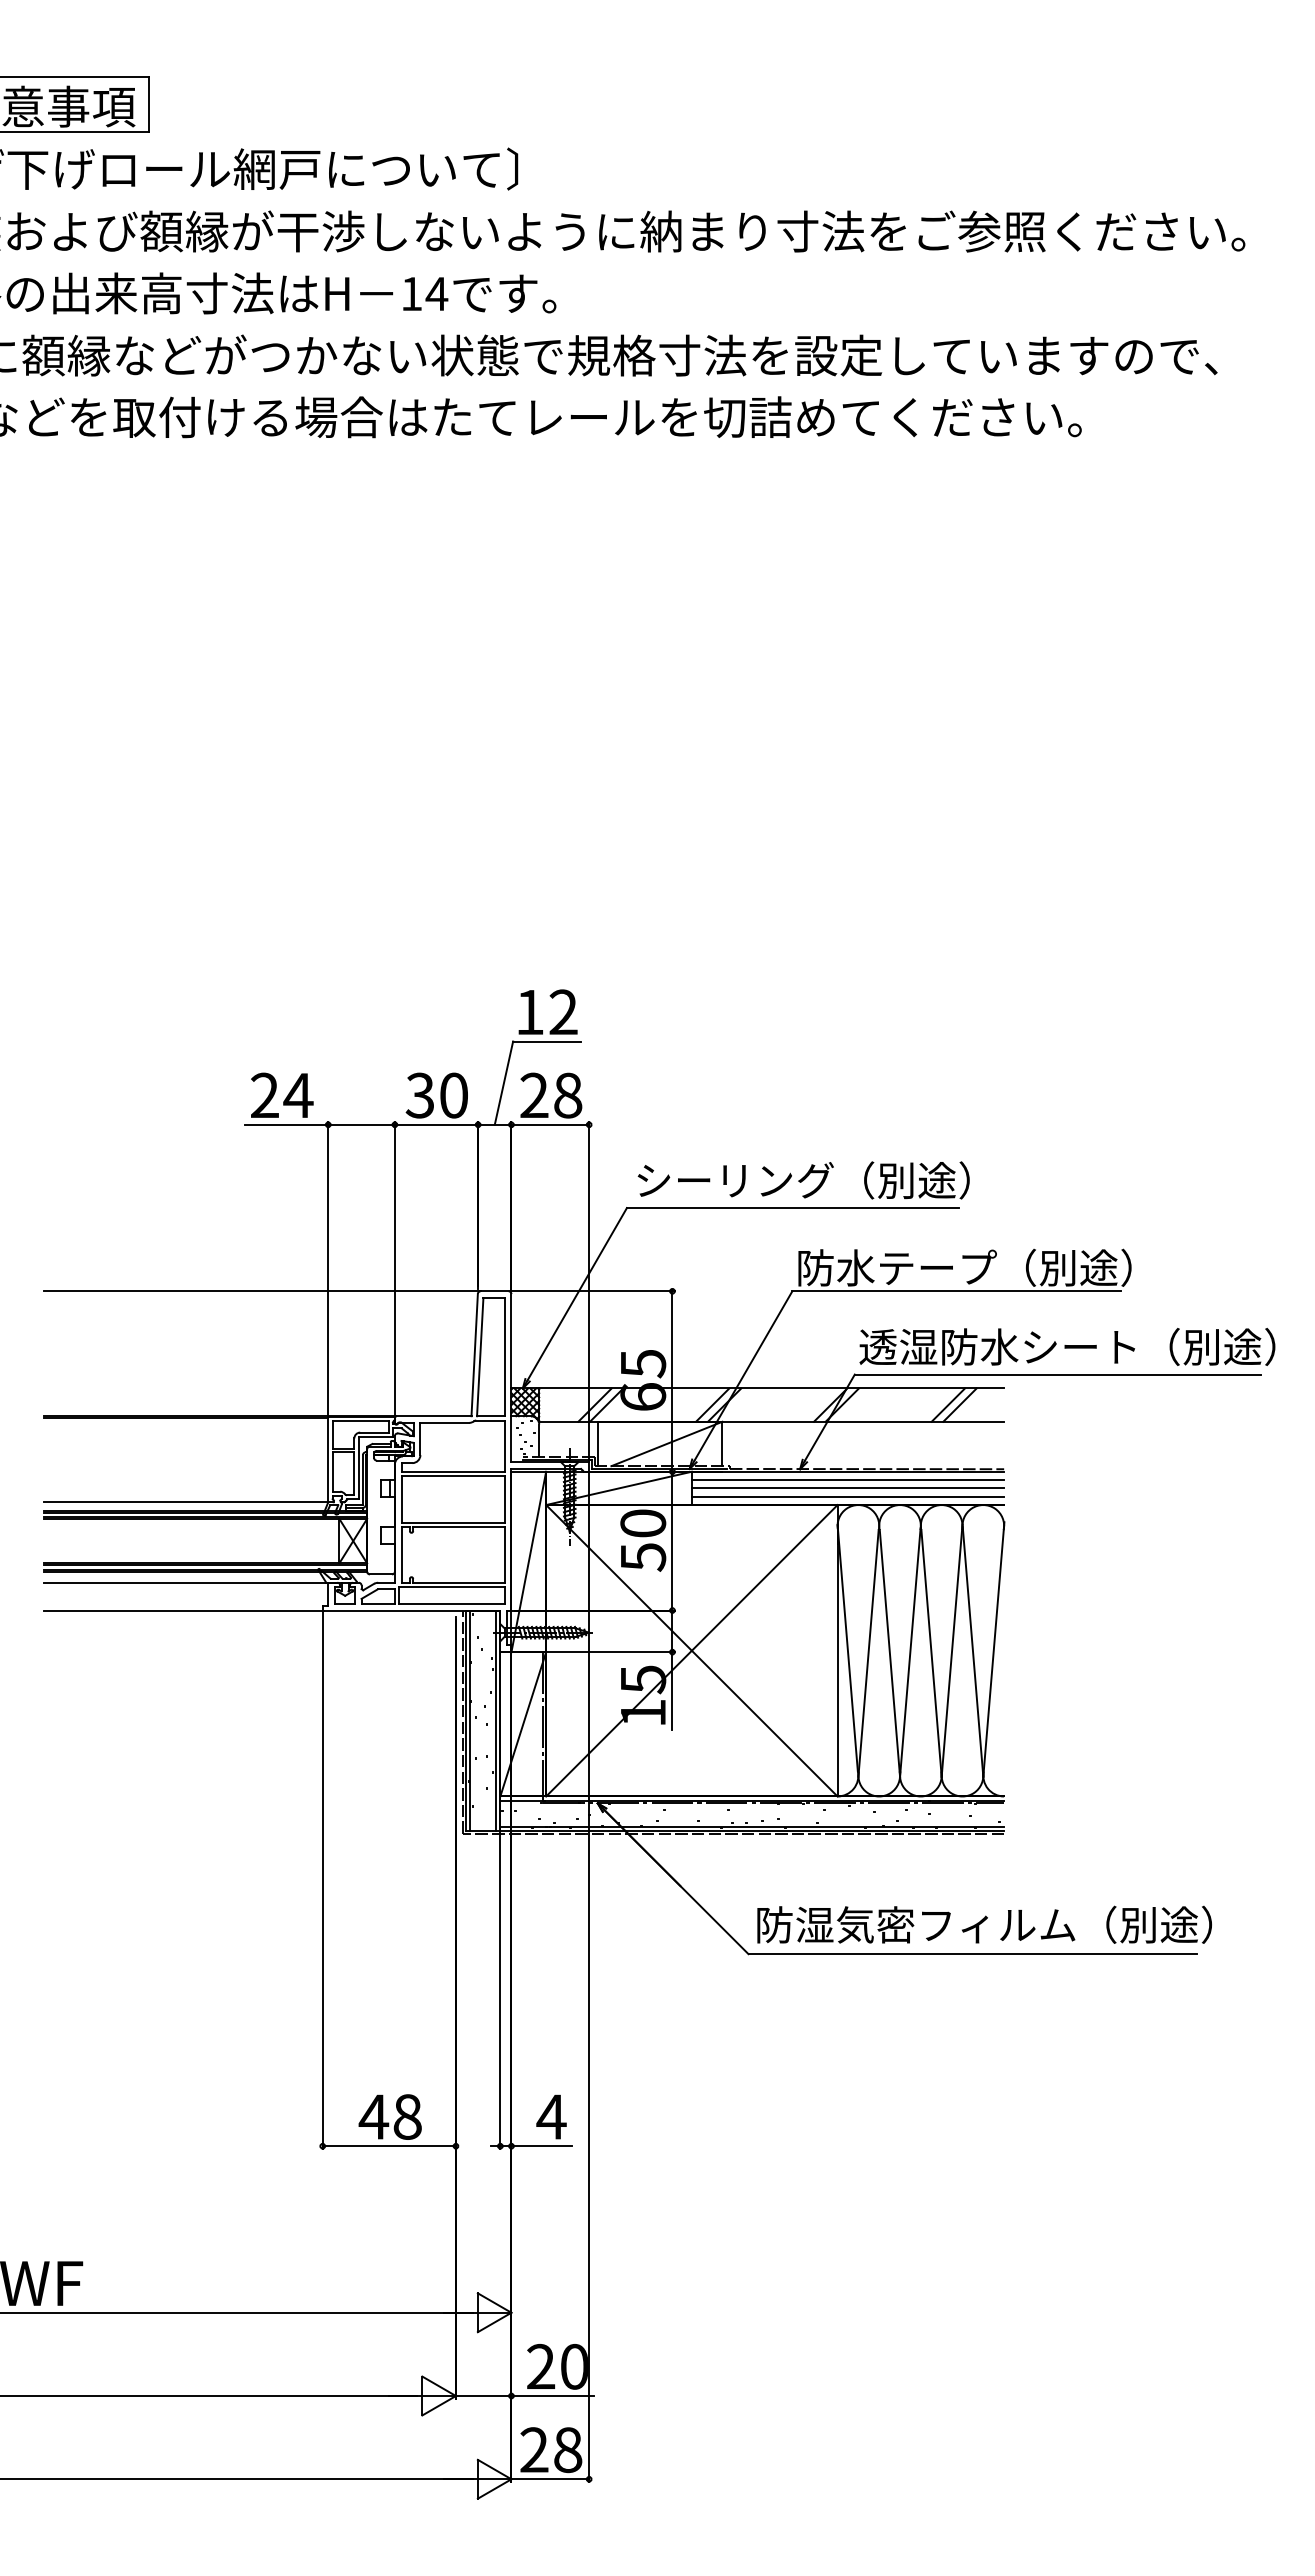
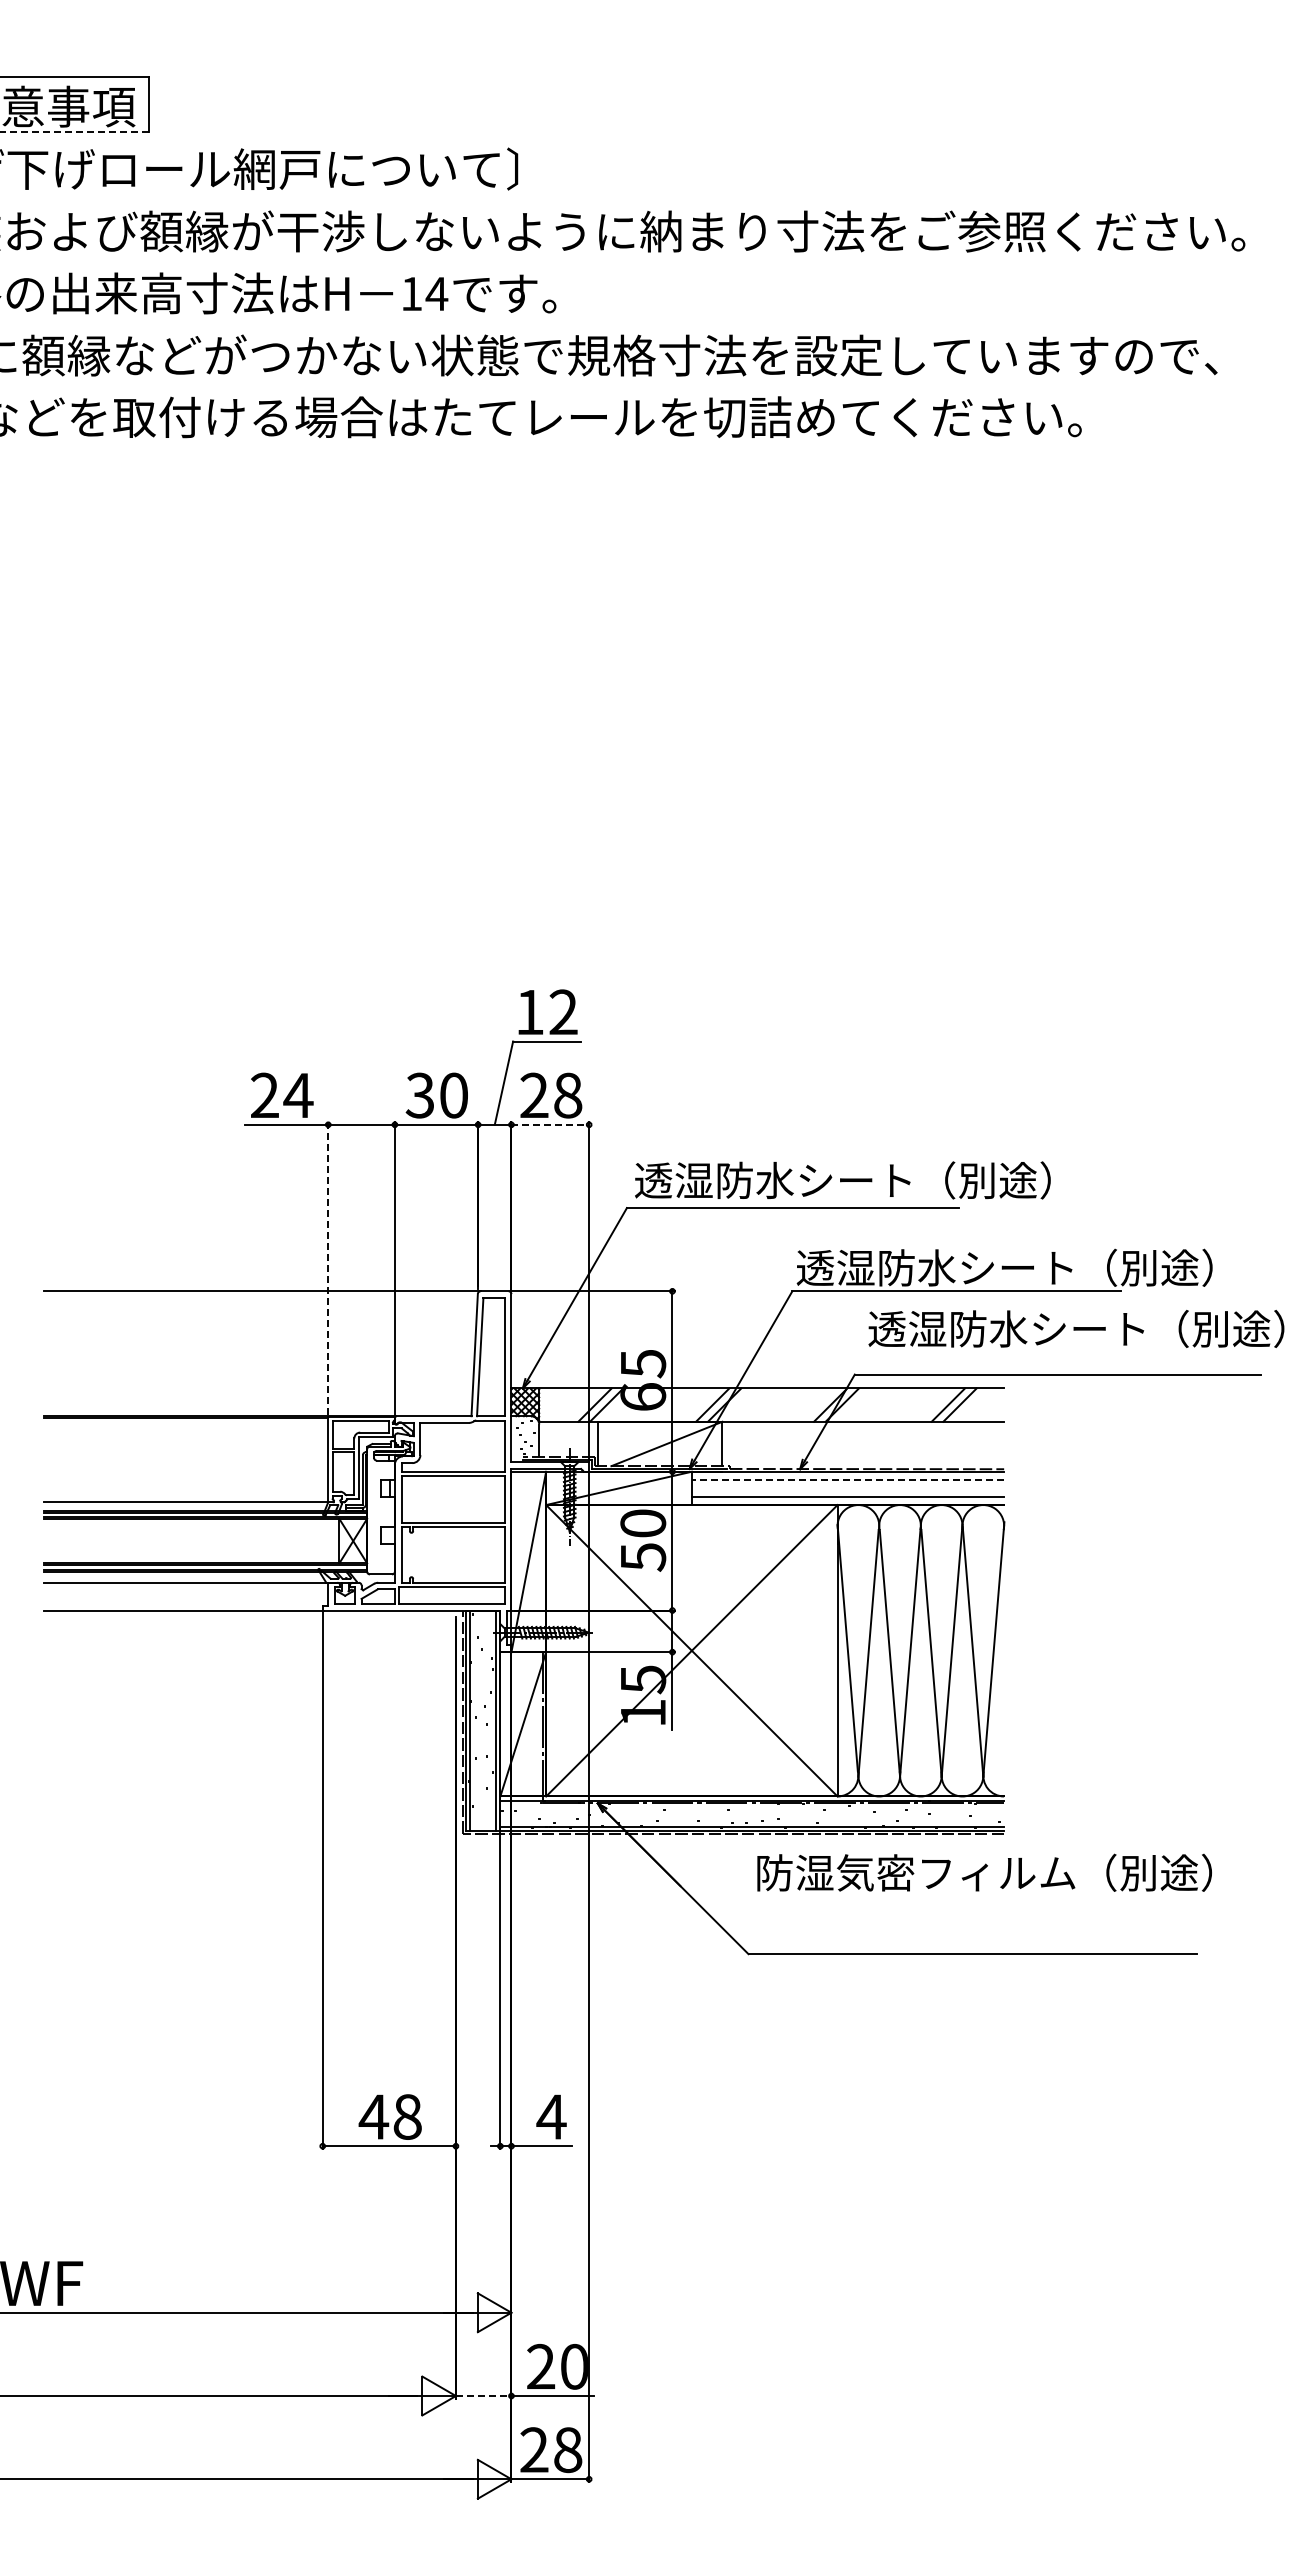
line: solid -> dashed (74, 132)
line: solid -> dashed (550, 1124)
text: シーリング（別途） -> 透湿防水シート（別途） (842, 1180)
text: 防水テープ（別途） -> 透湿防水シート（別途） (1004, 1267)
line: solid -> dashed (328, 1268)
text position: (1067, 1346) -> (1076, 1328) (1076, 1328)
line: solid -> dashed (847, 1480)
line: present -> none (847, 1488)
text position: (984, 1924) -> (984, 1872) (984, 1872)
line: solid -> dashed (483, 2396)
